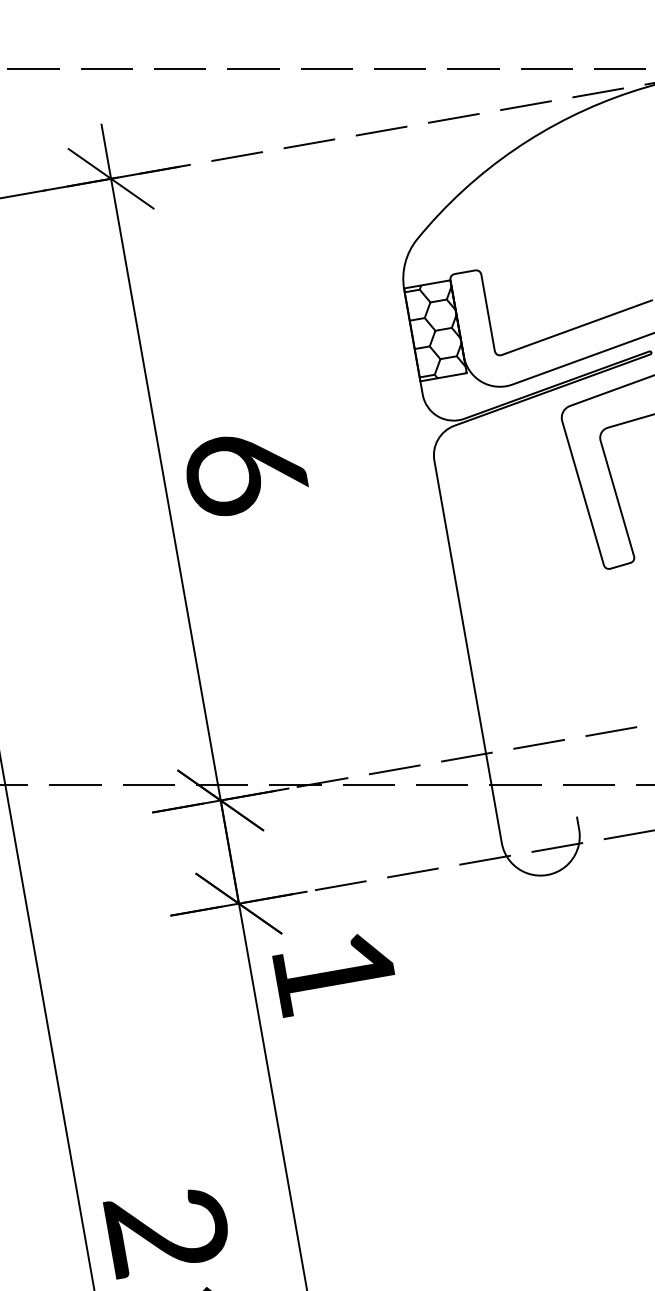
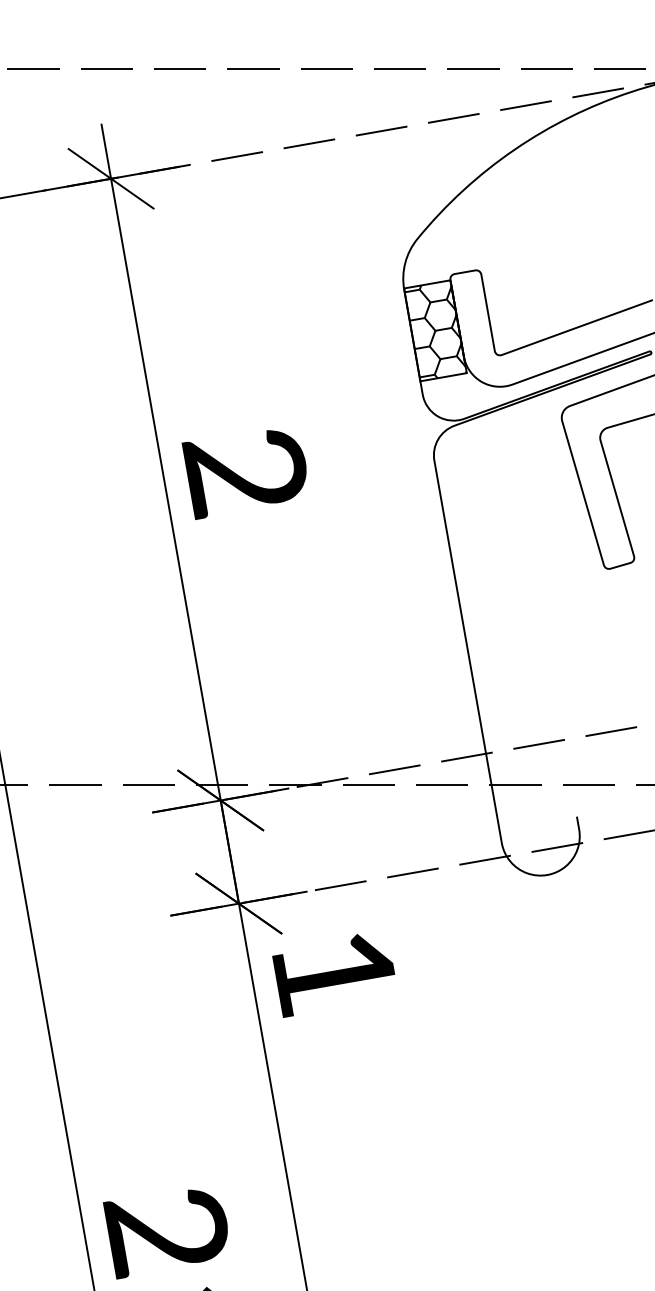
text: 6 -> 2 (244, 475)
